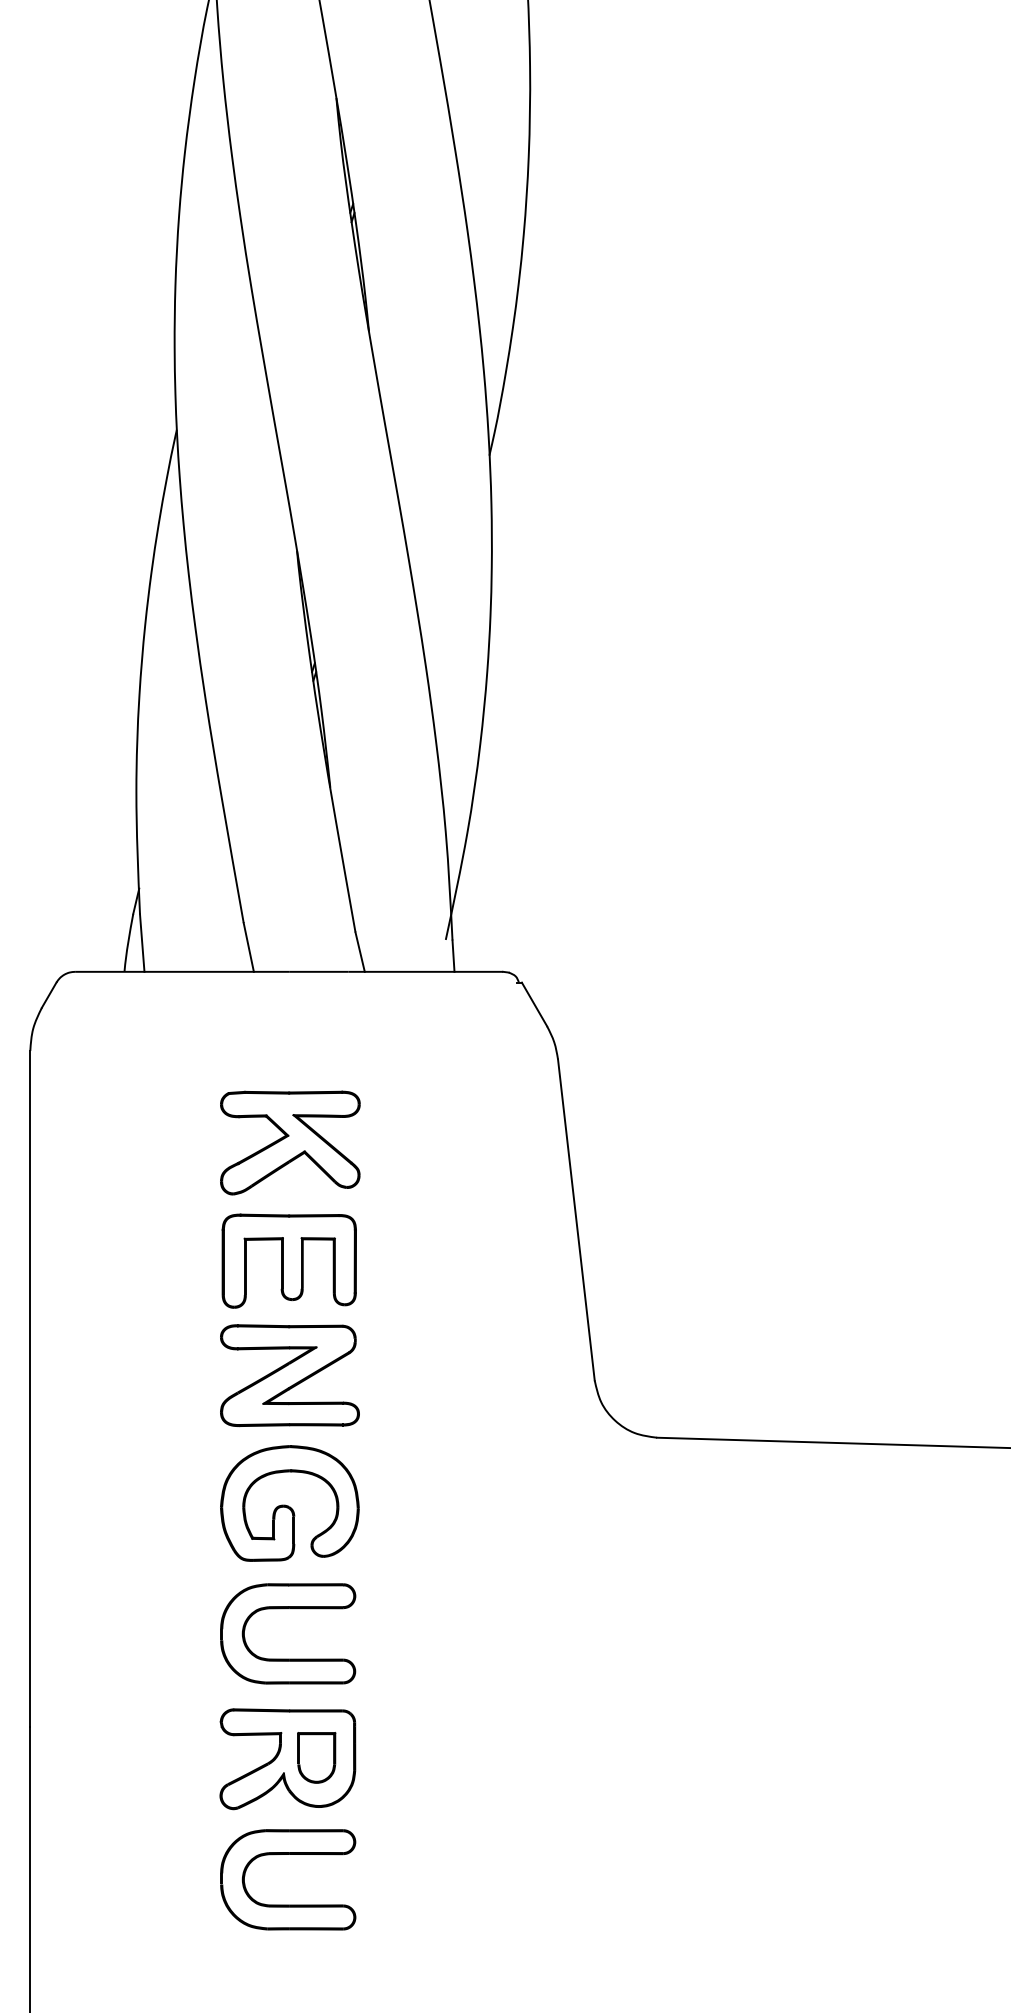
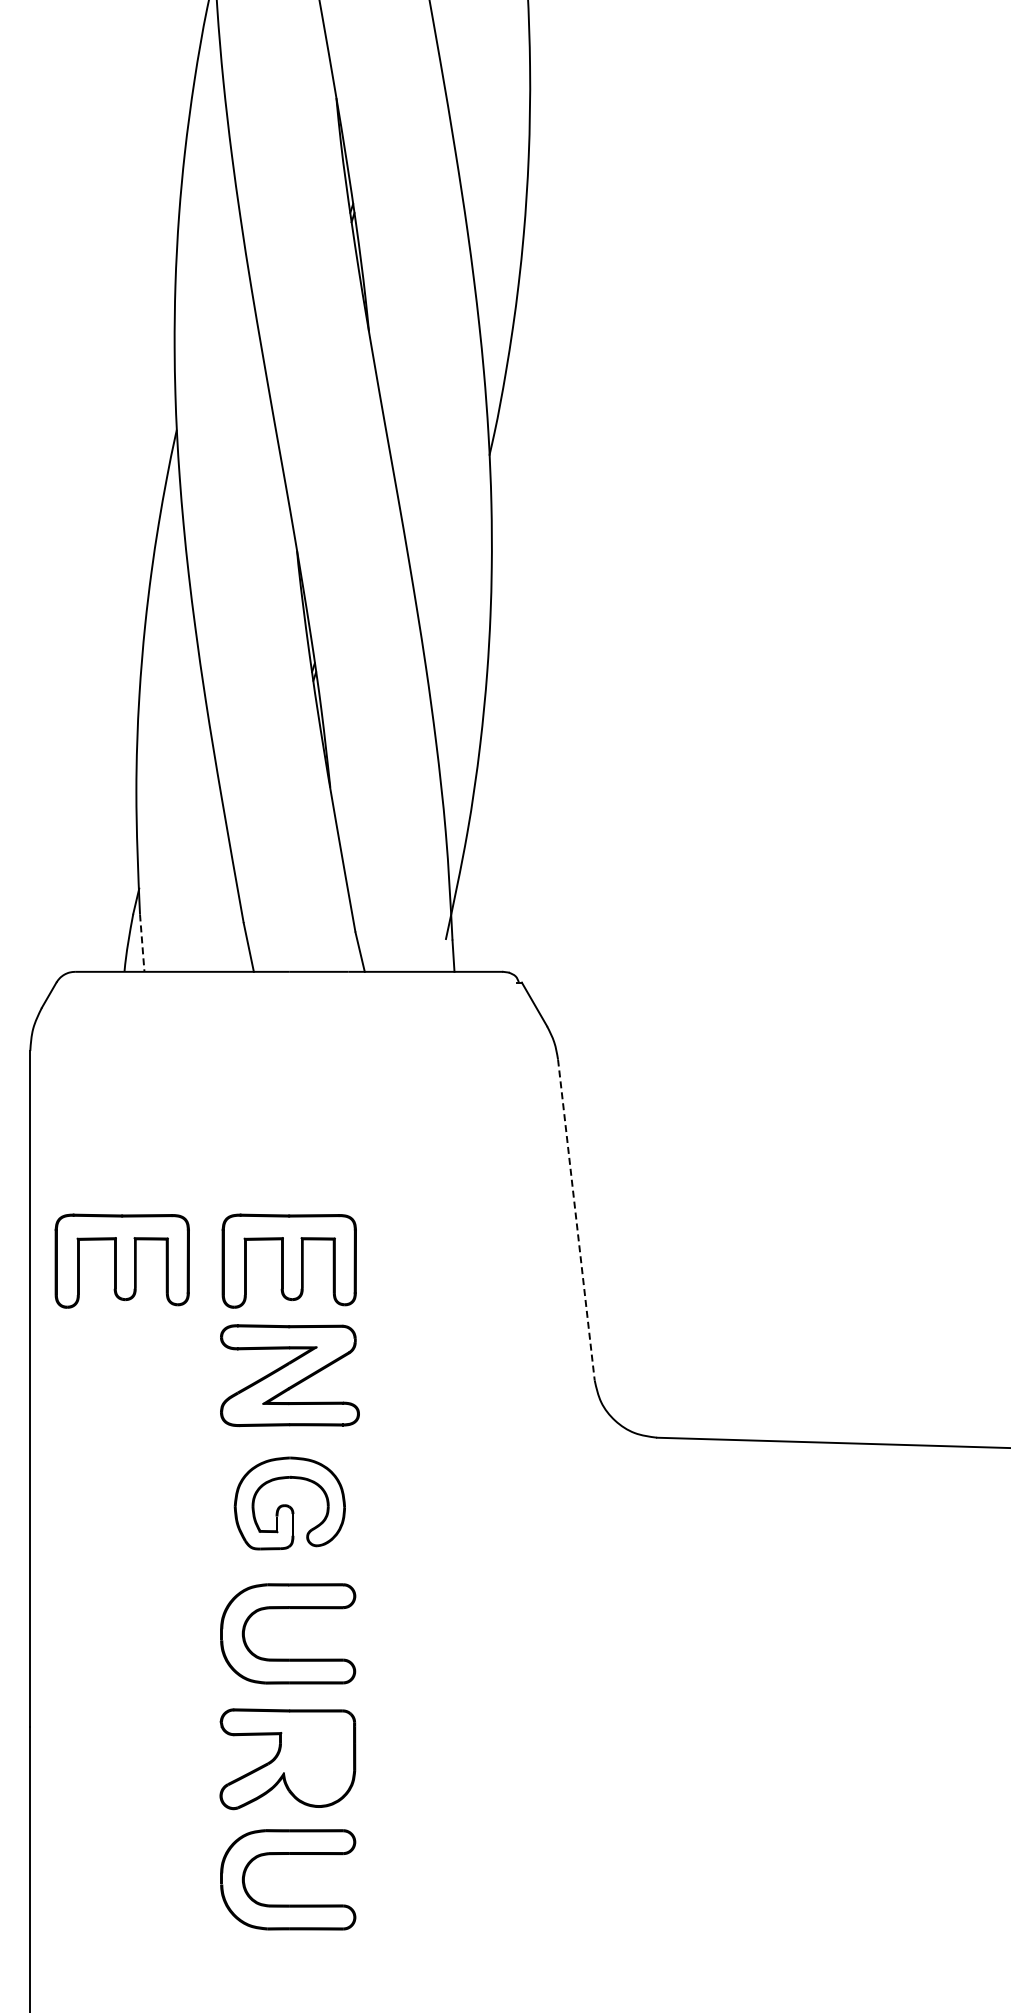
line: solid -> dashed (142, 943)
part: present -> none (290, 1142)
line: solid -> dashed (576, 1220)
part: none -> present (121, 1260)
part size: 140x117 px -> 113x95 px (289, 1503)
part: present -> none (316, 1757)
